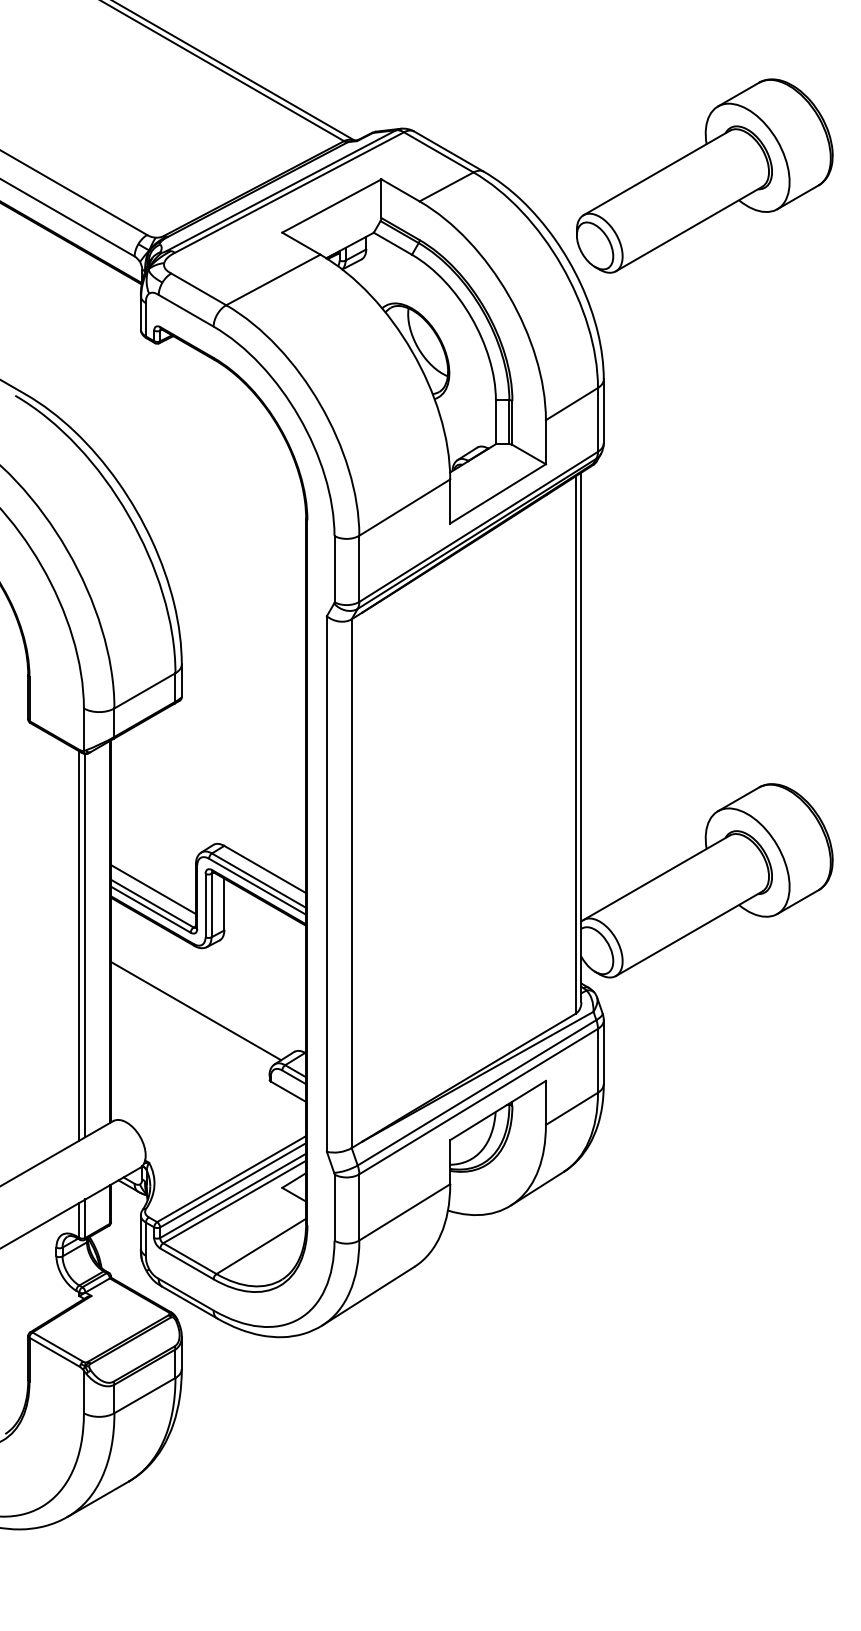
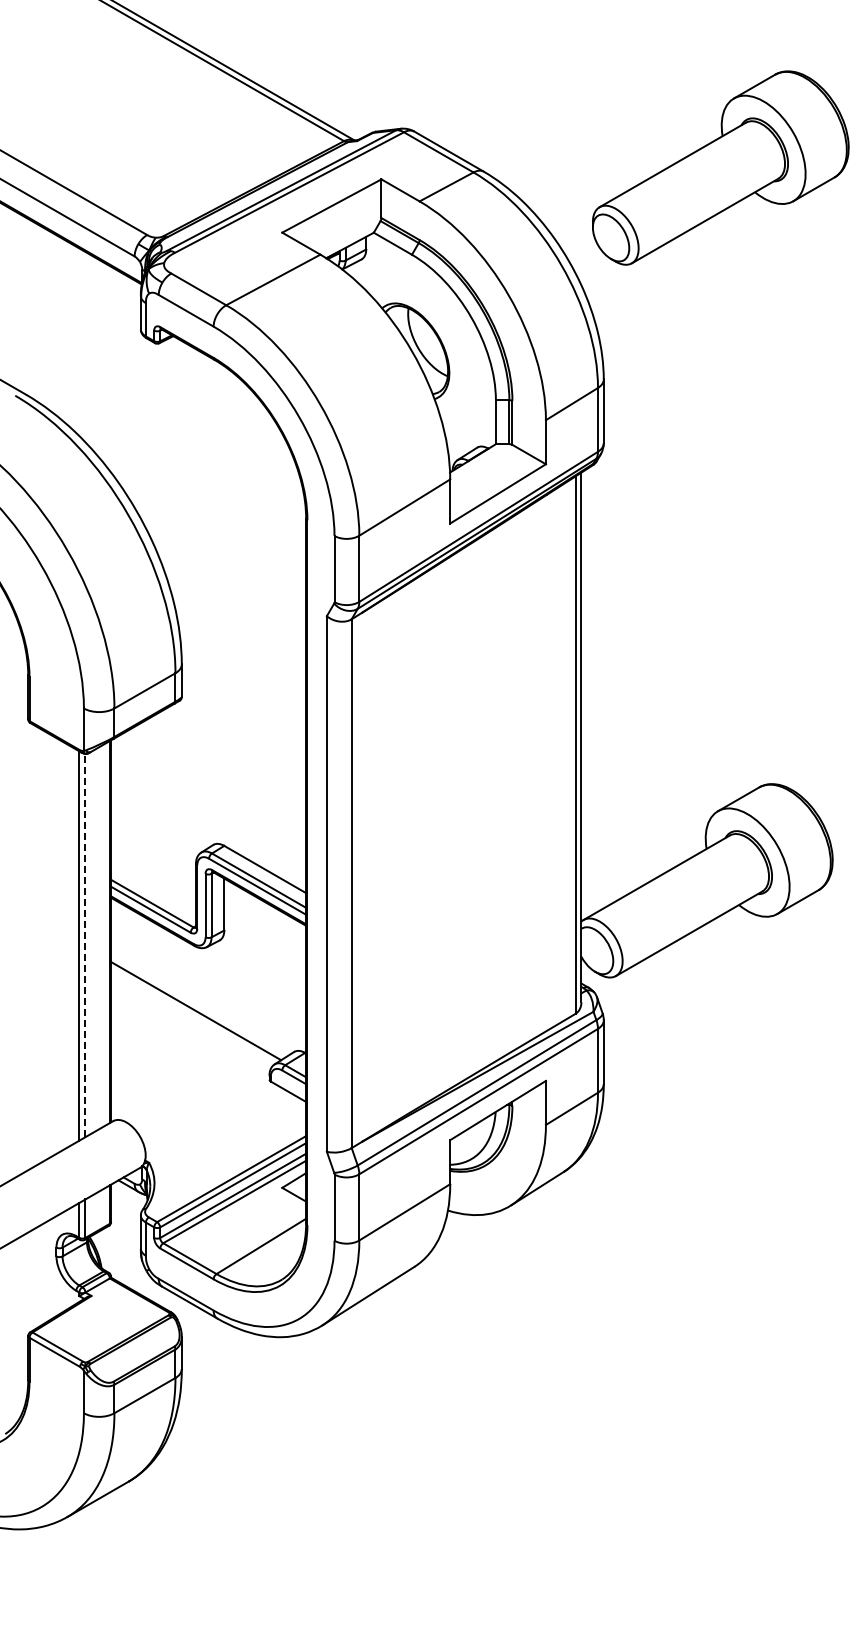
part position: (704, 175) -> (720, 167) (720, 167)
line: present -> none (153, 889)
line: solid -> dashed (85, 945)
